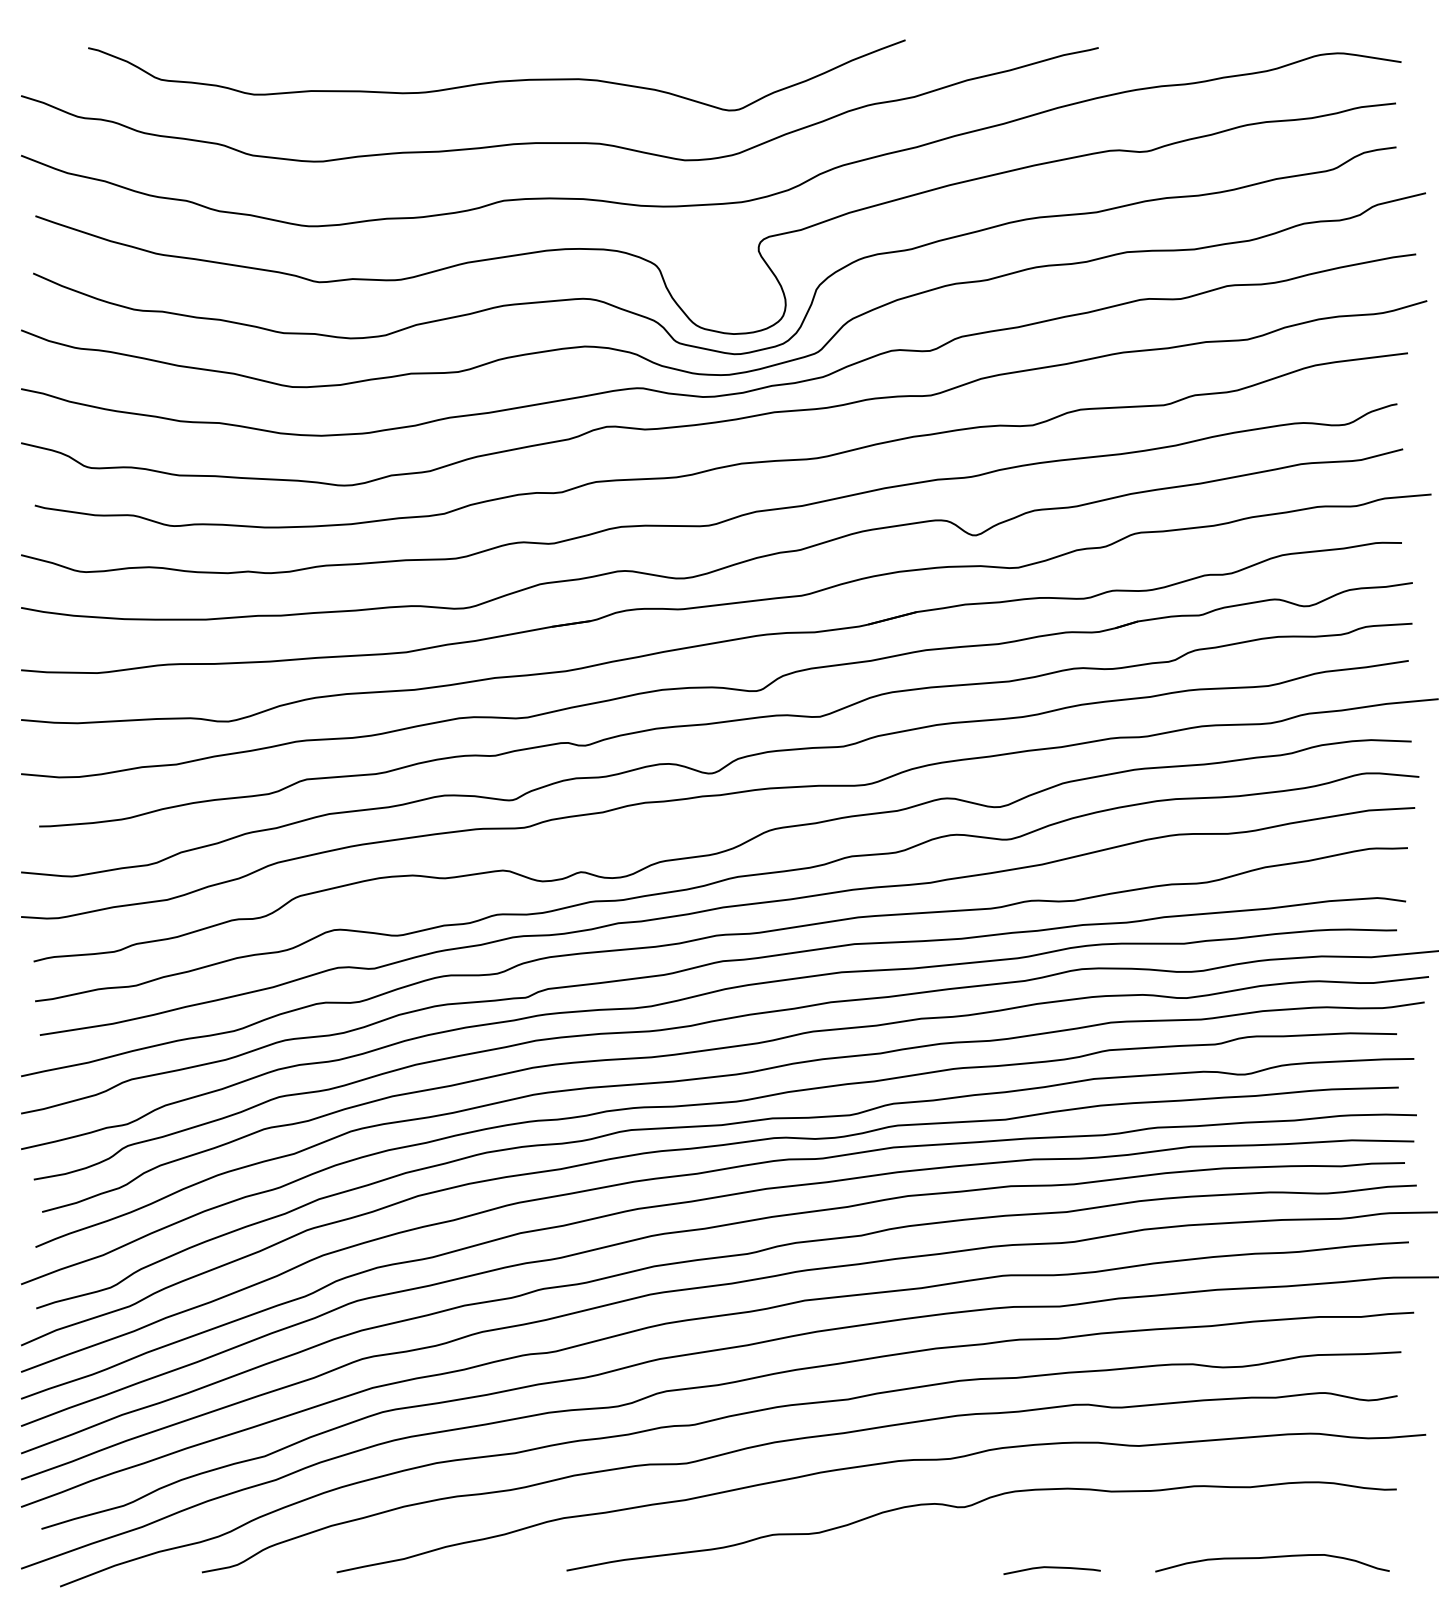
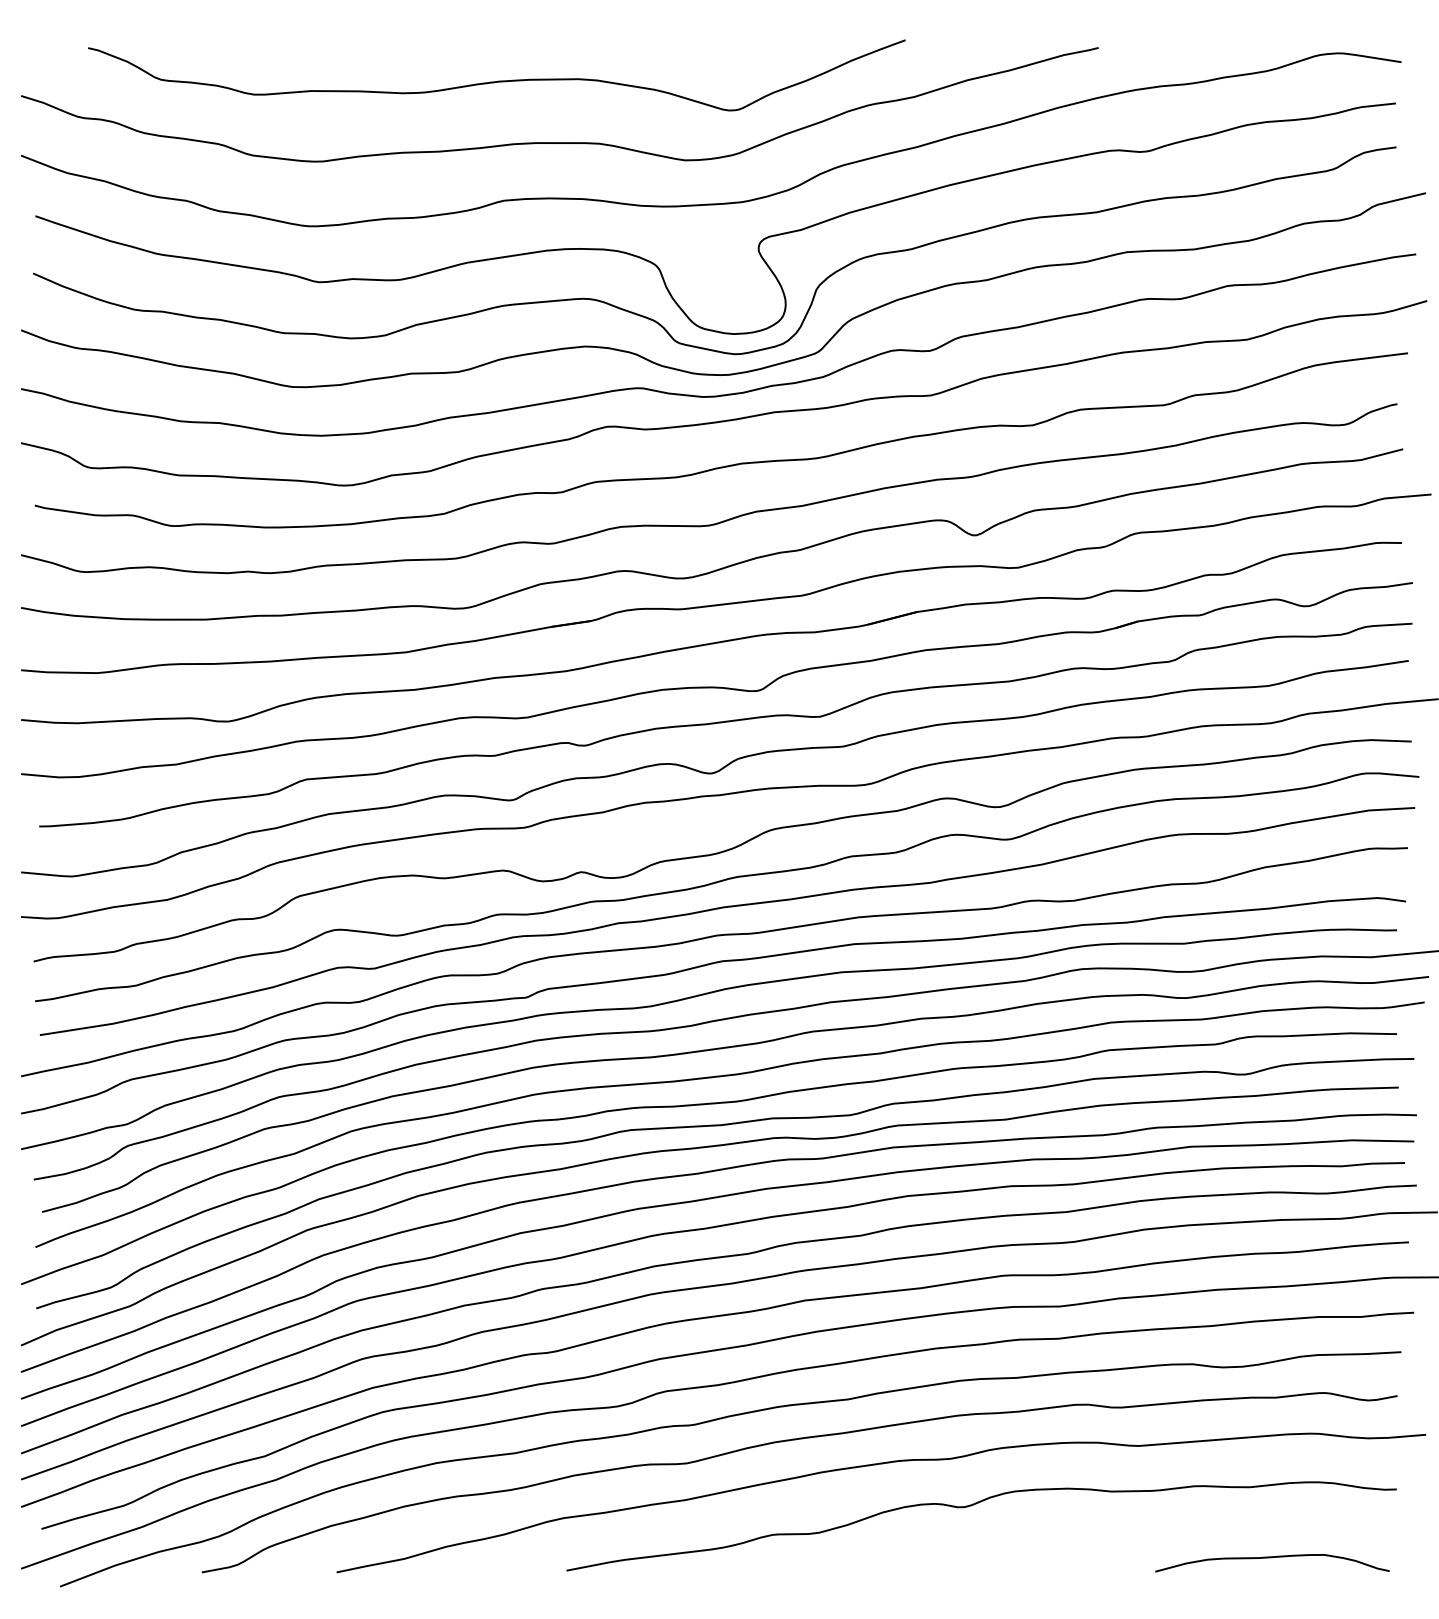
curve: present -> none (1051, 1568)
